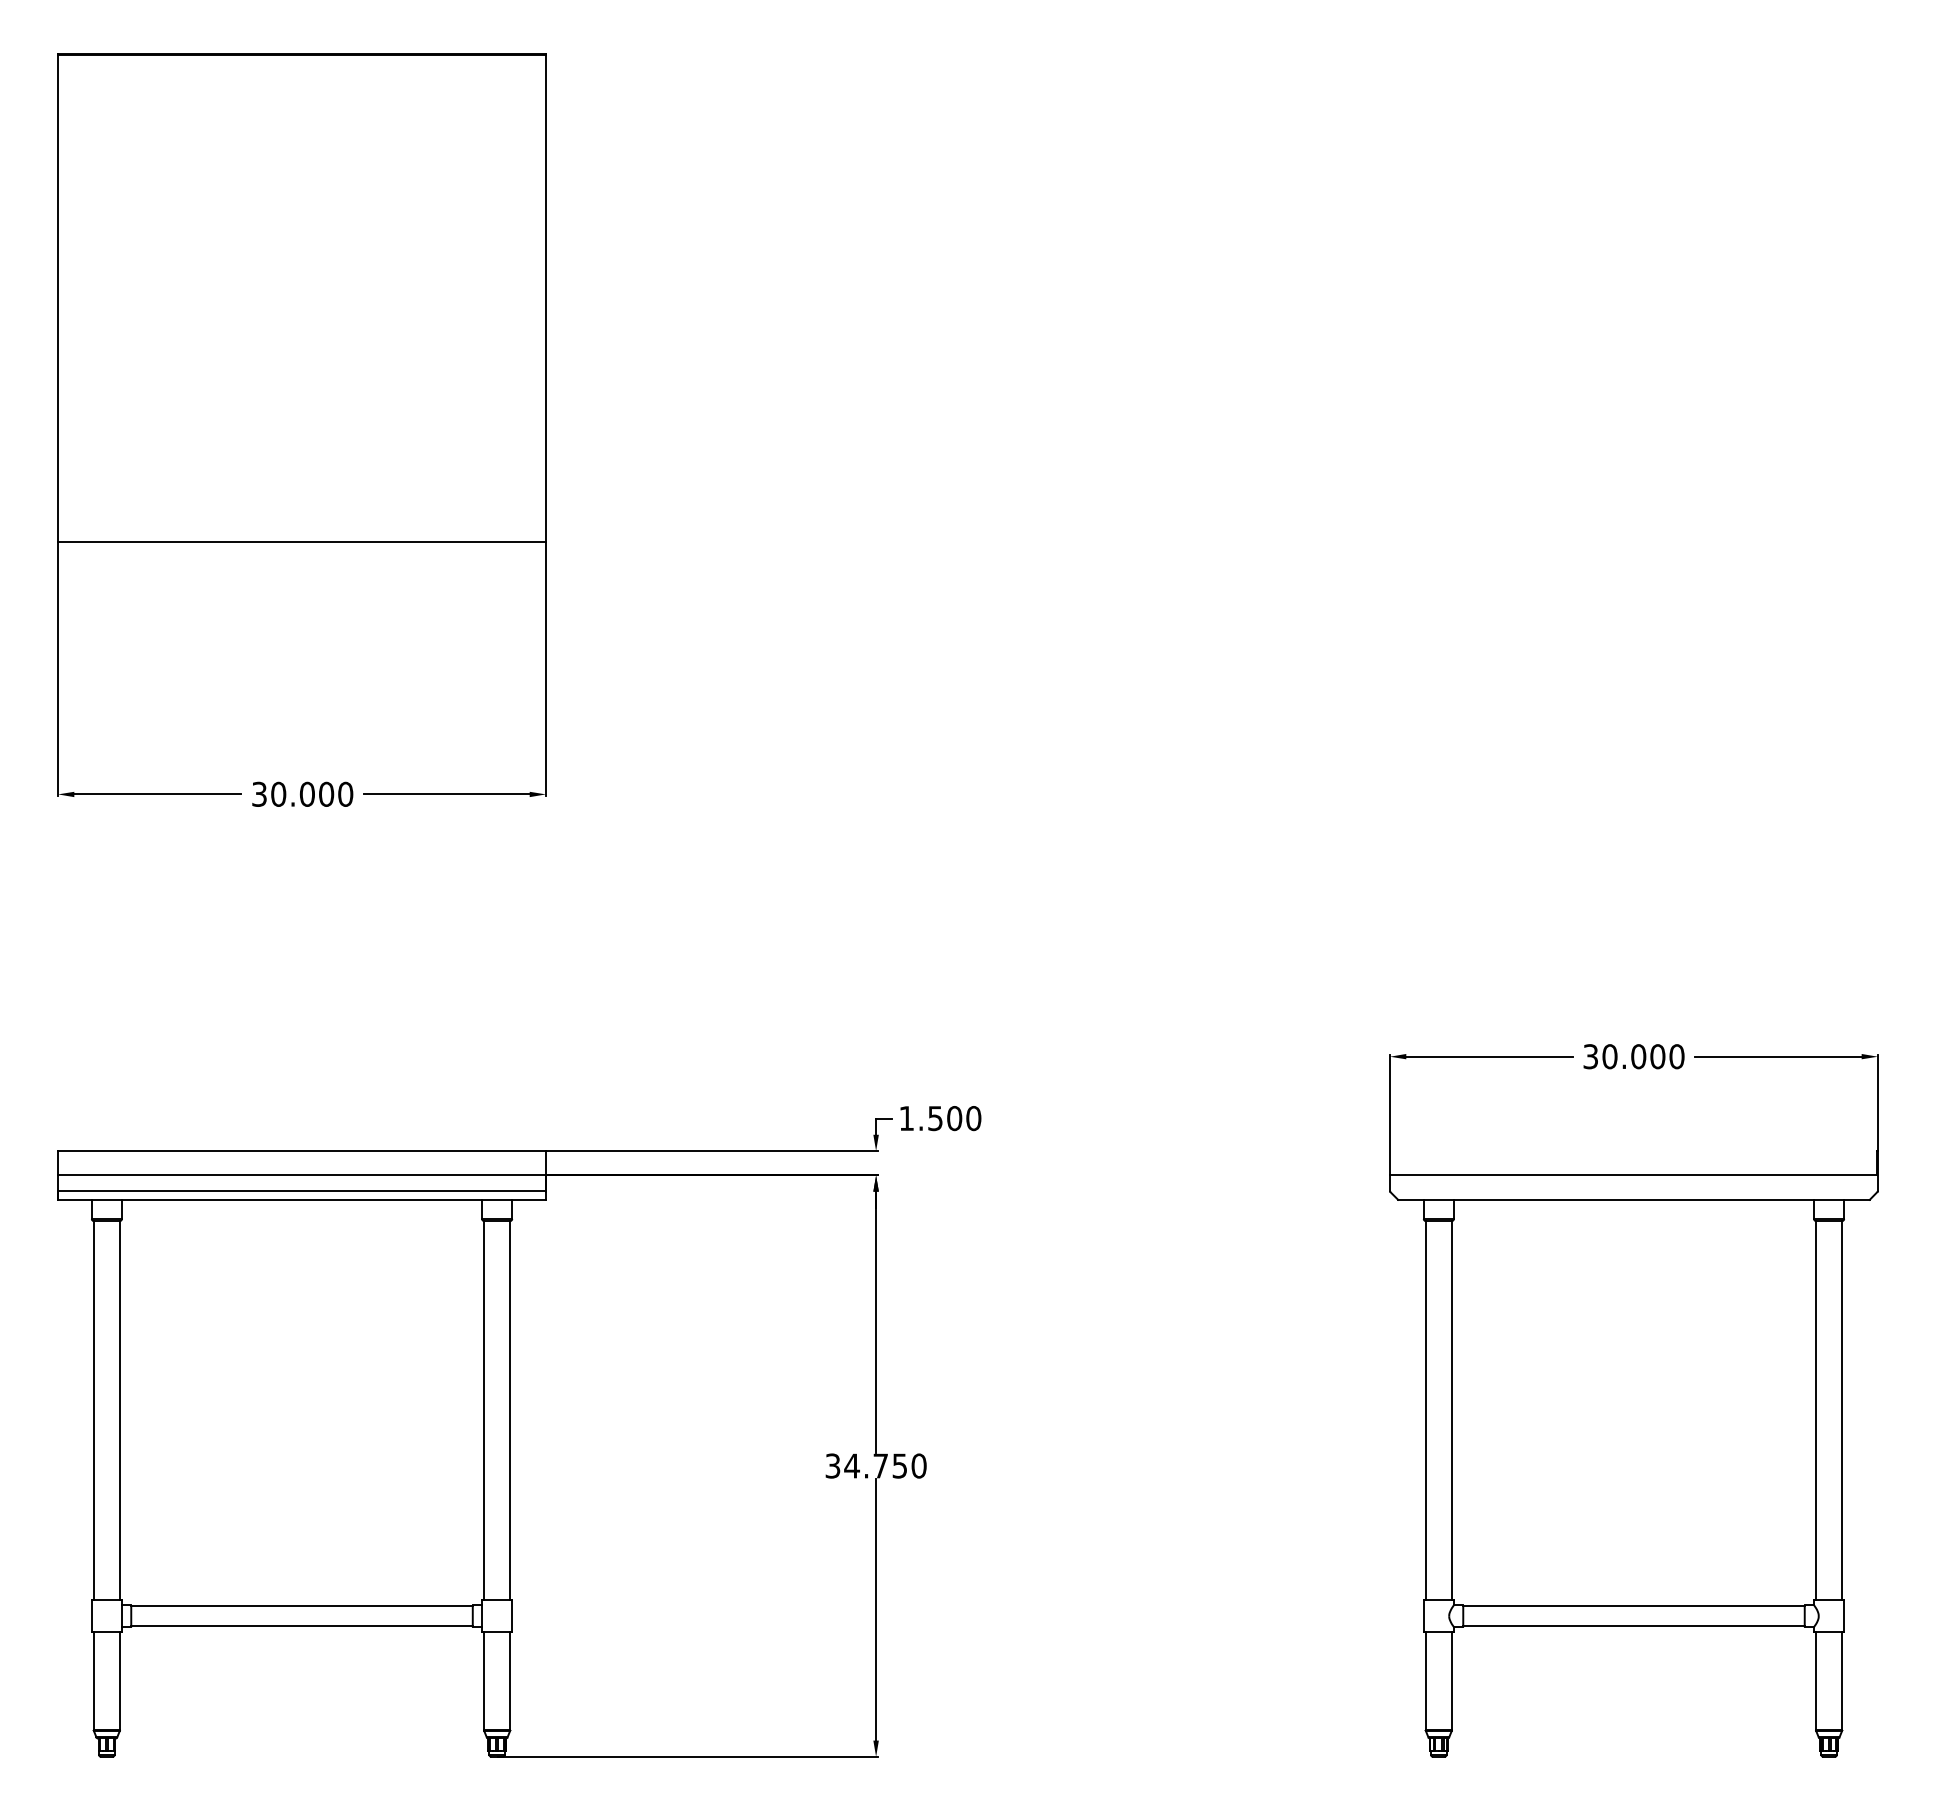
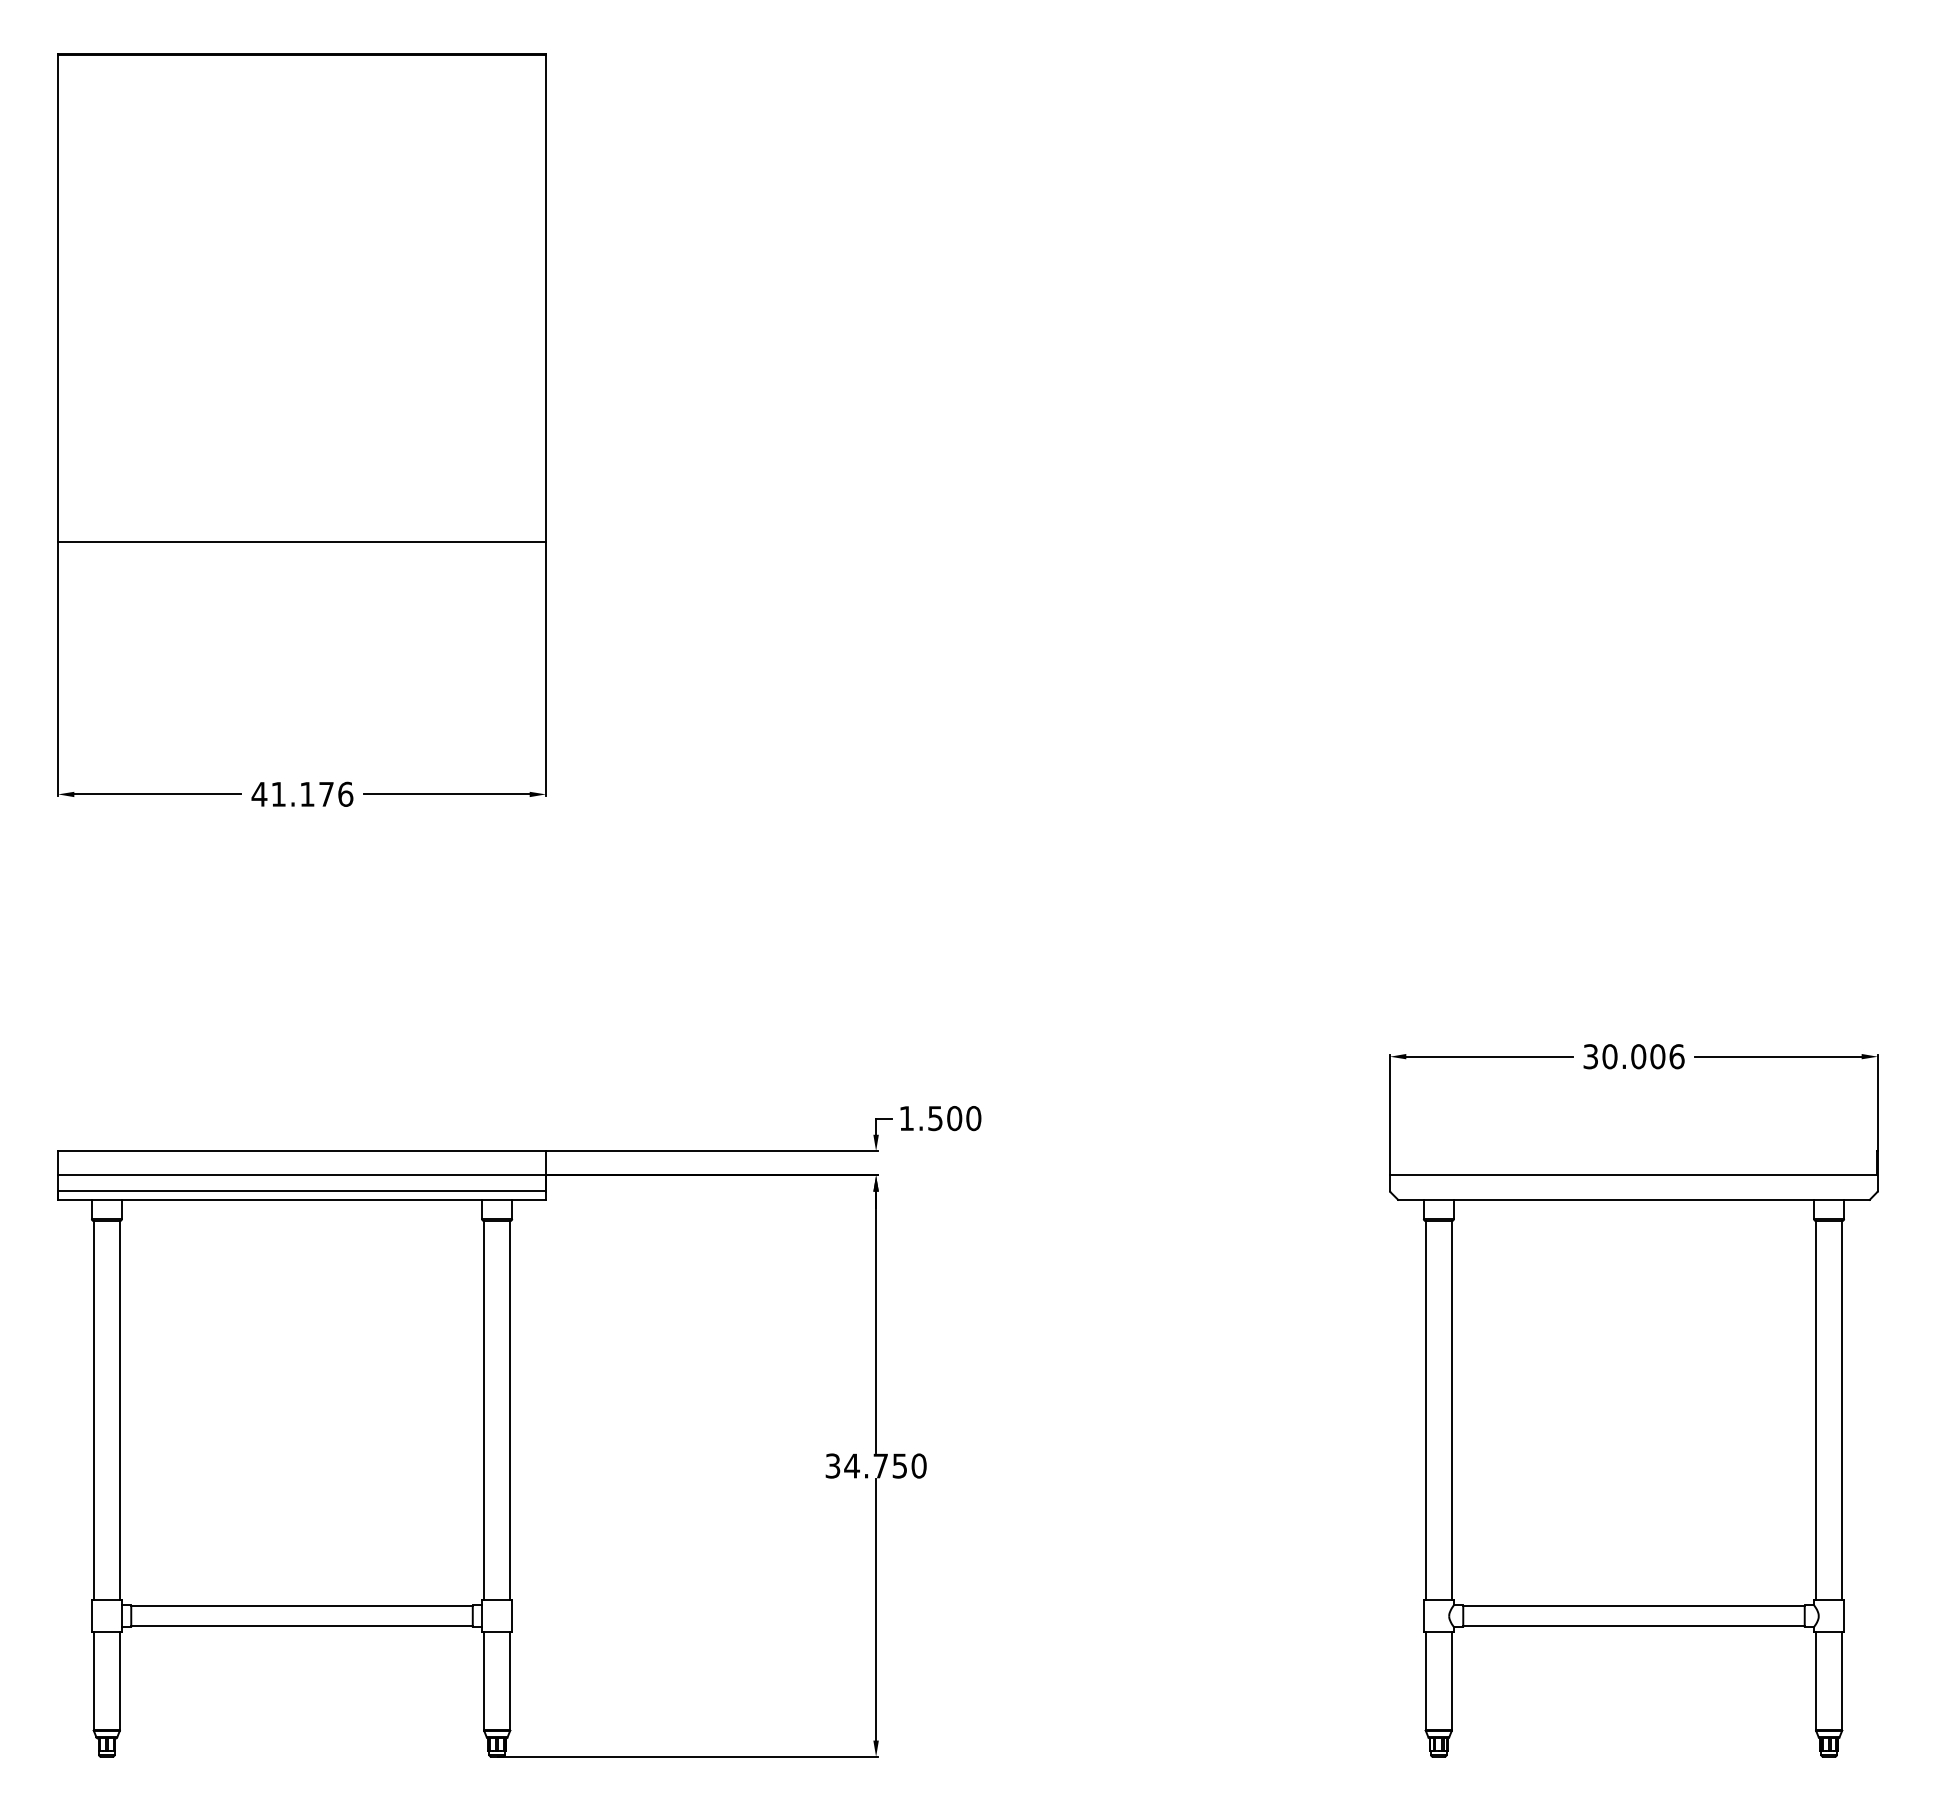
text: 30.000 -> 41.176 (302, 793)
text: 30.000 -> 30.006 (1676, 1056)
